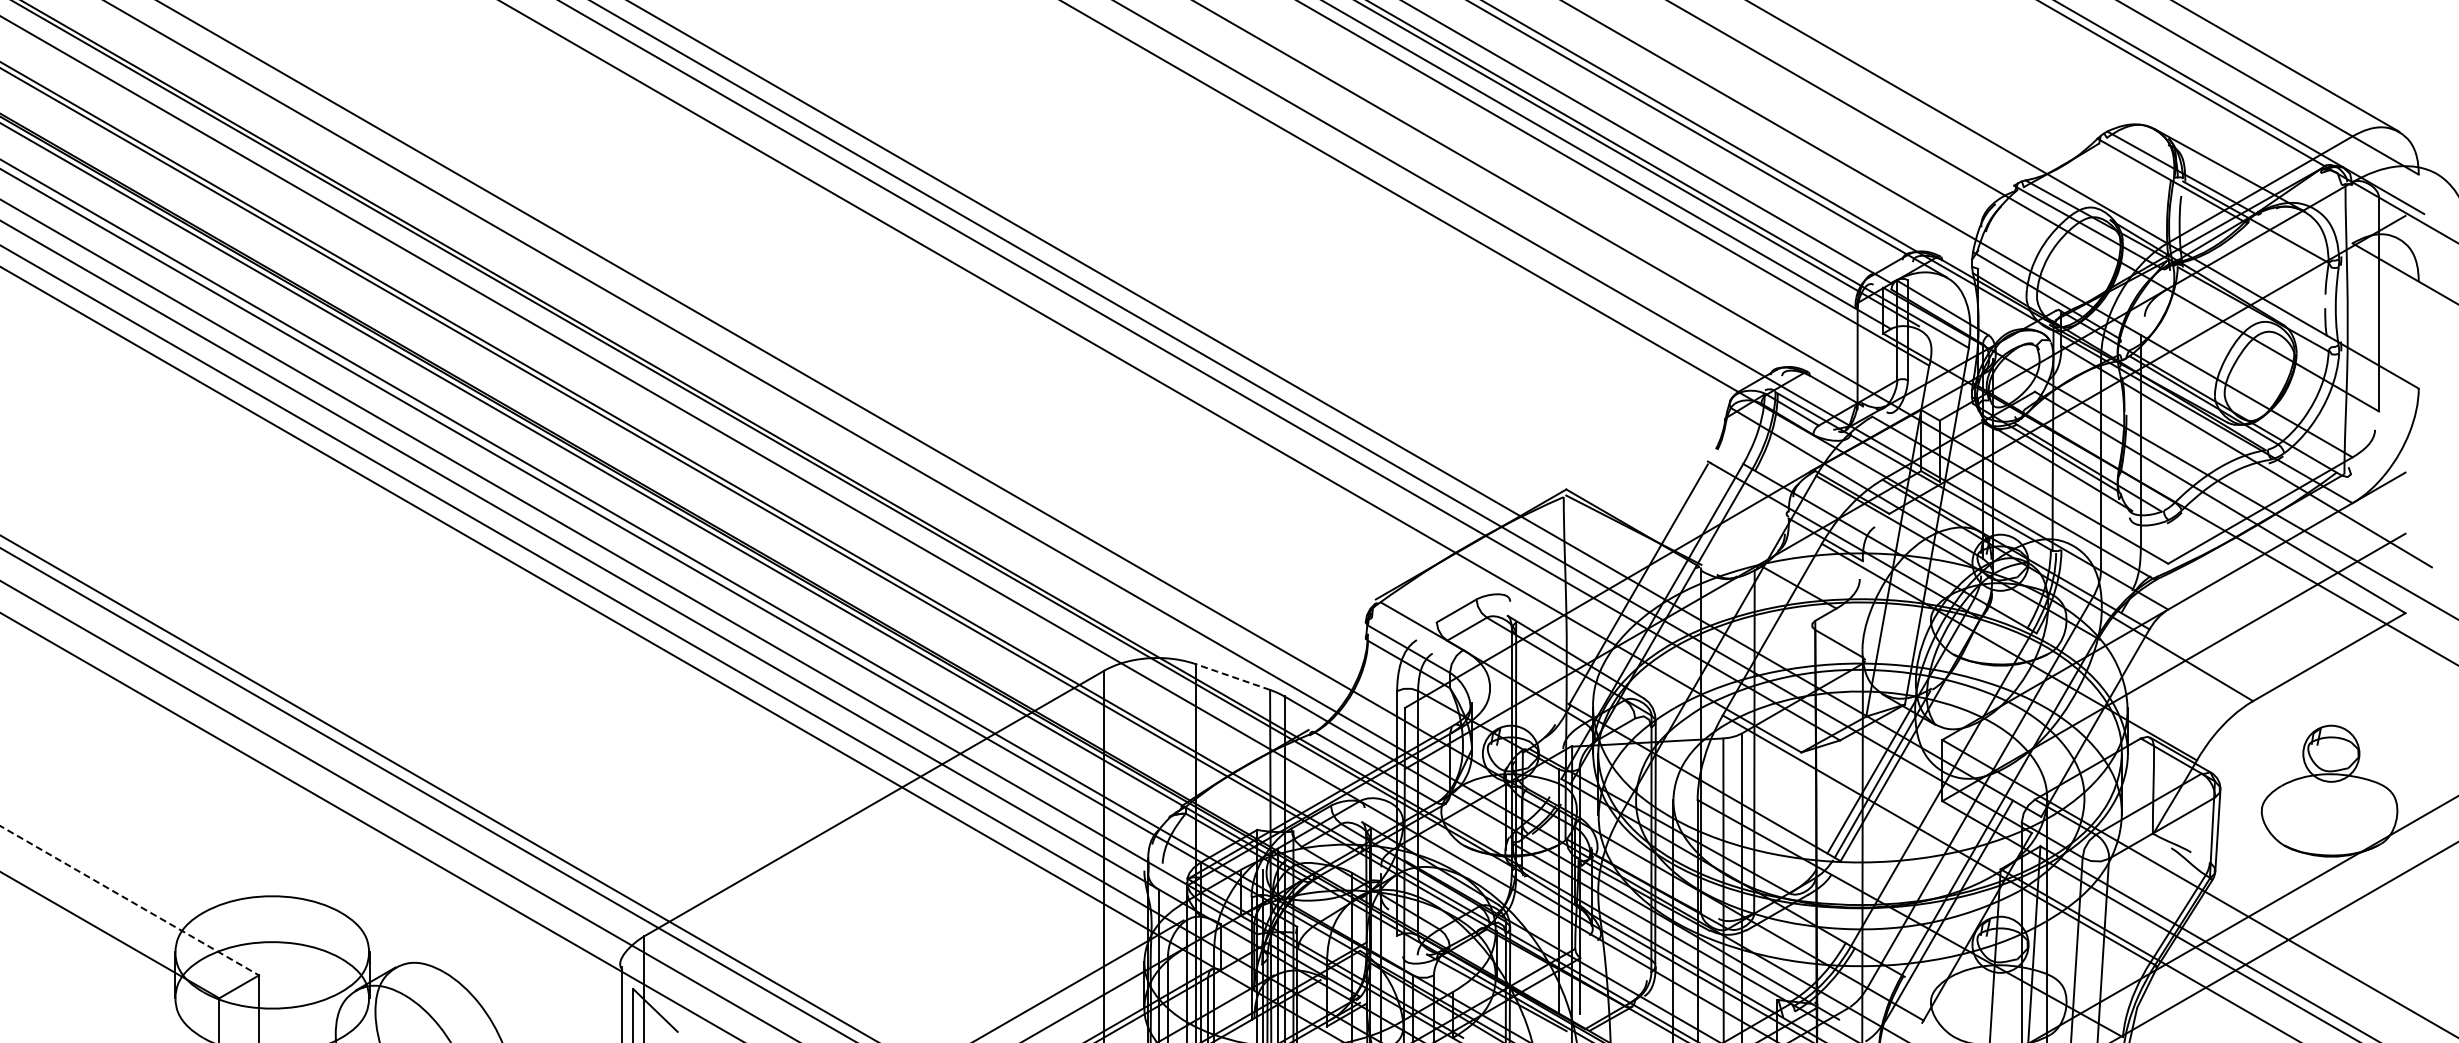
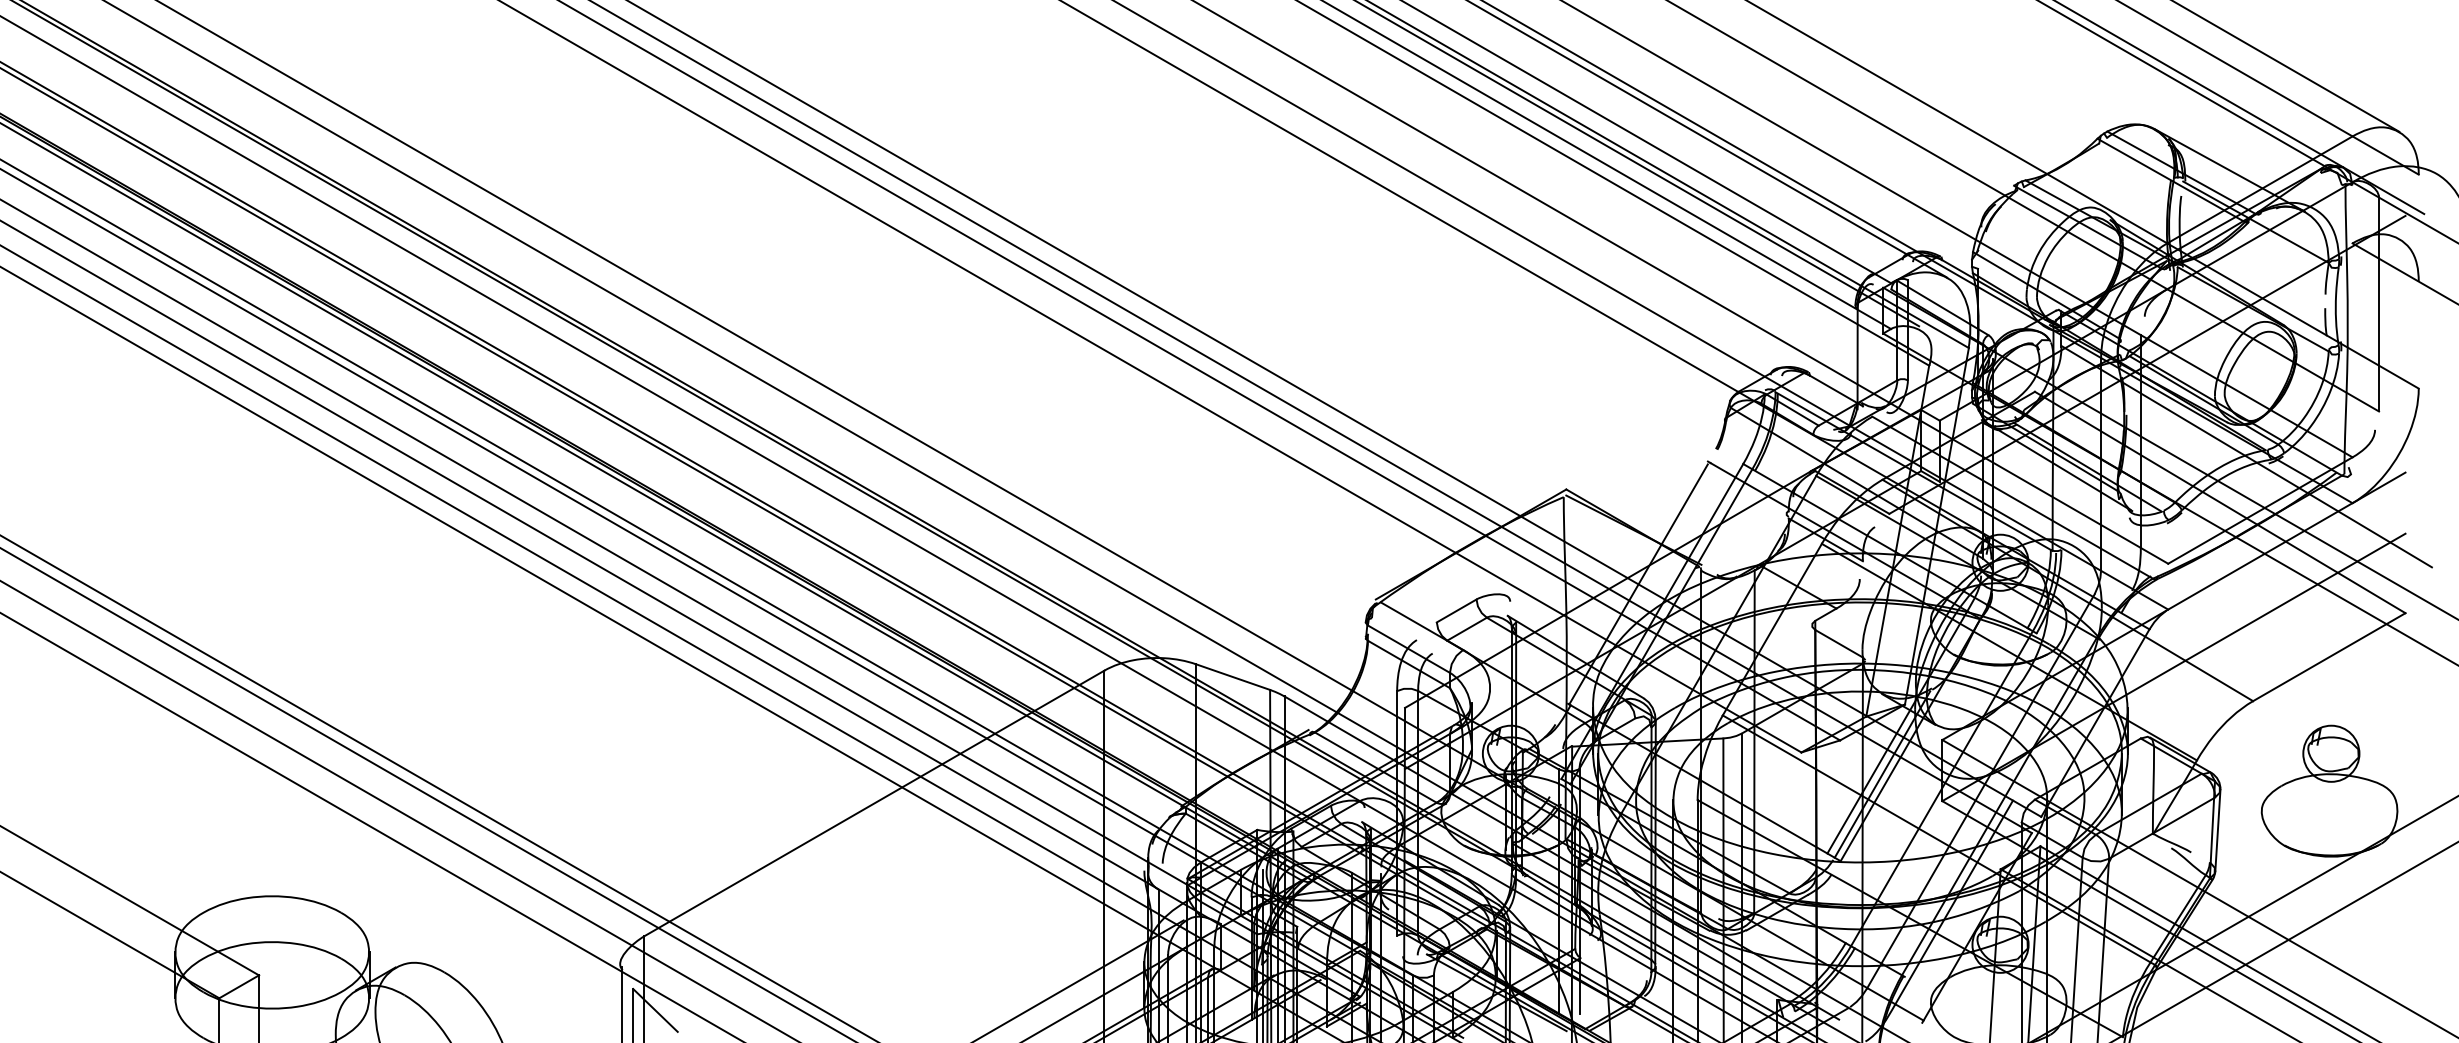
line: dashed -> solid (1232, 676)
line: dashed -> solid (130, 900)
